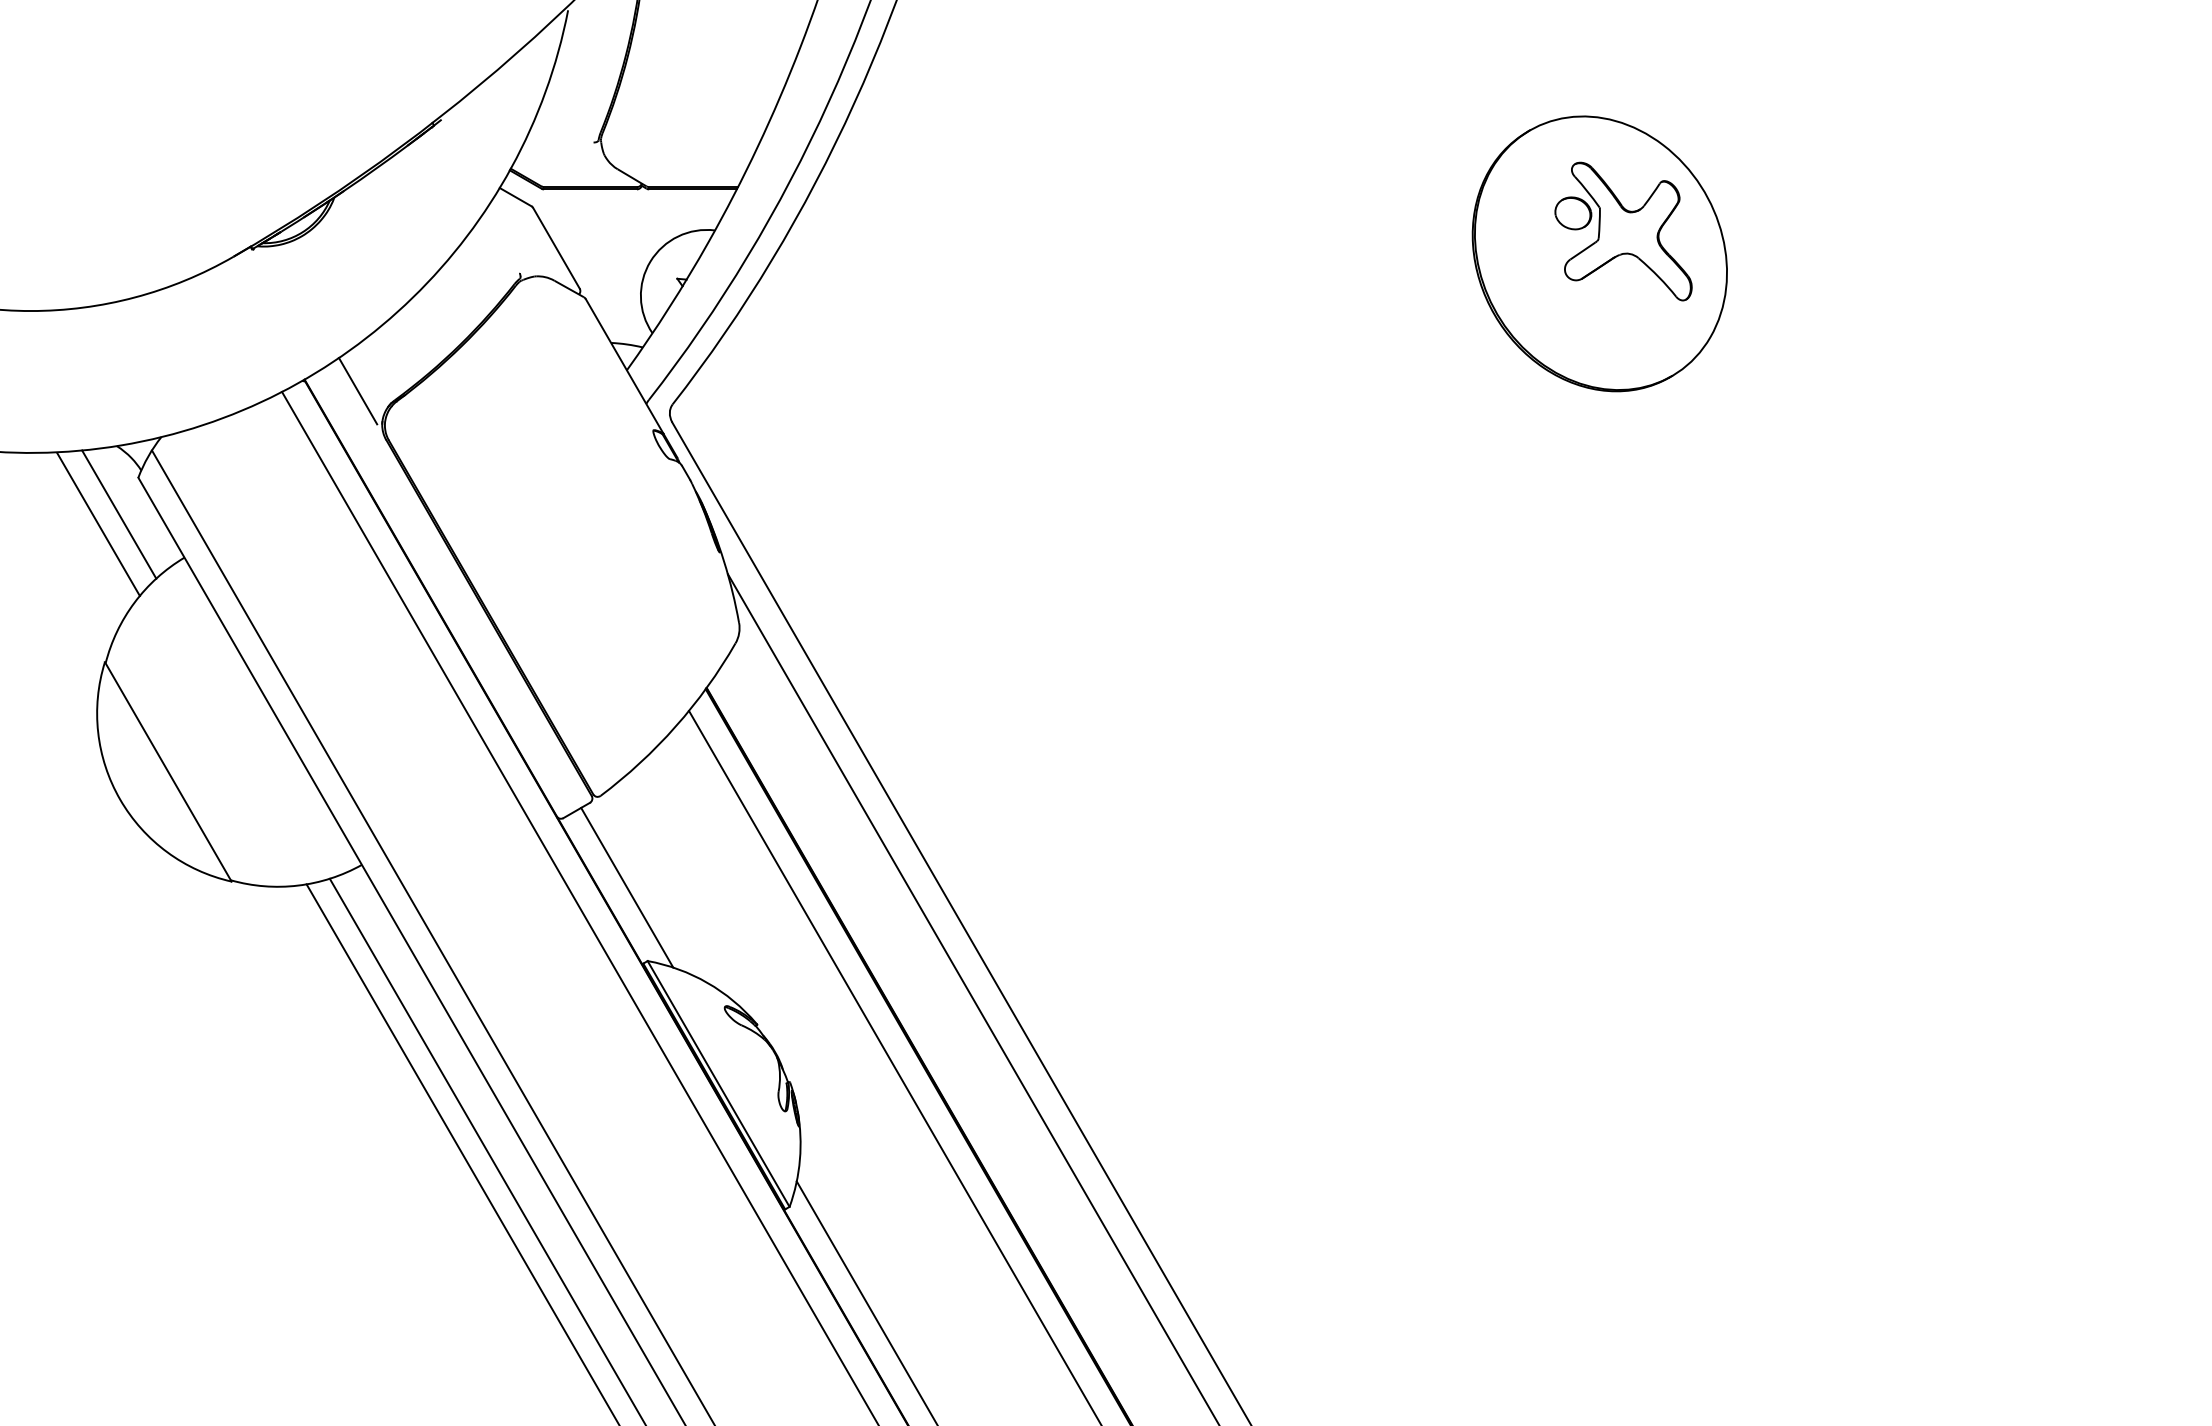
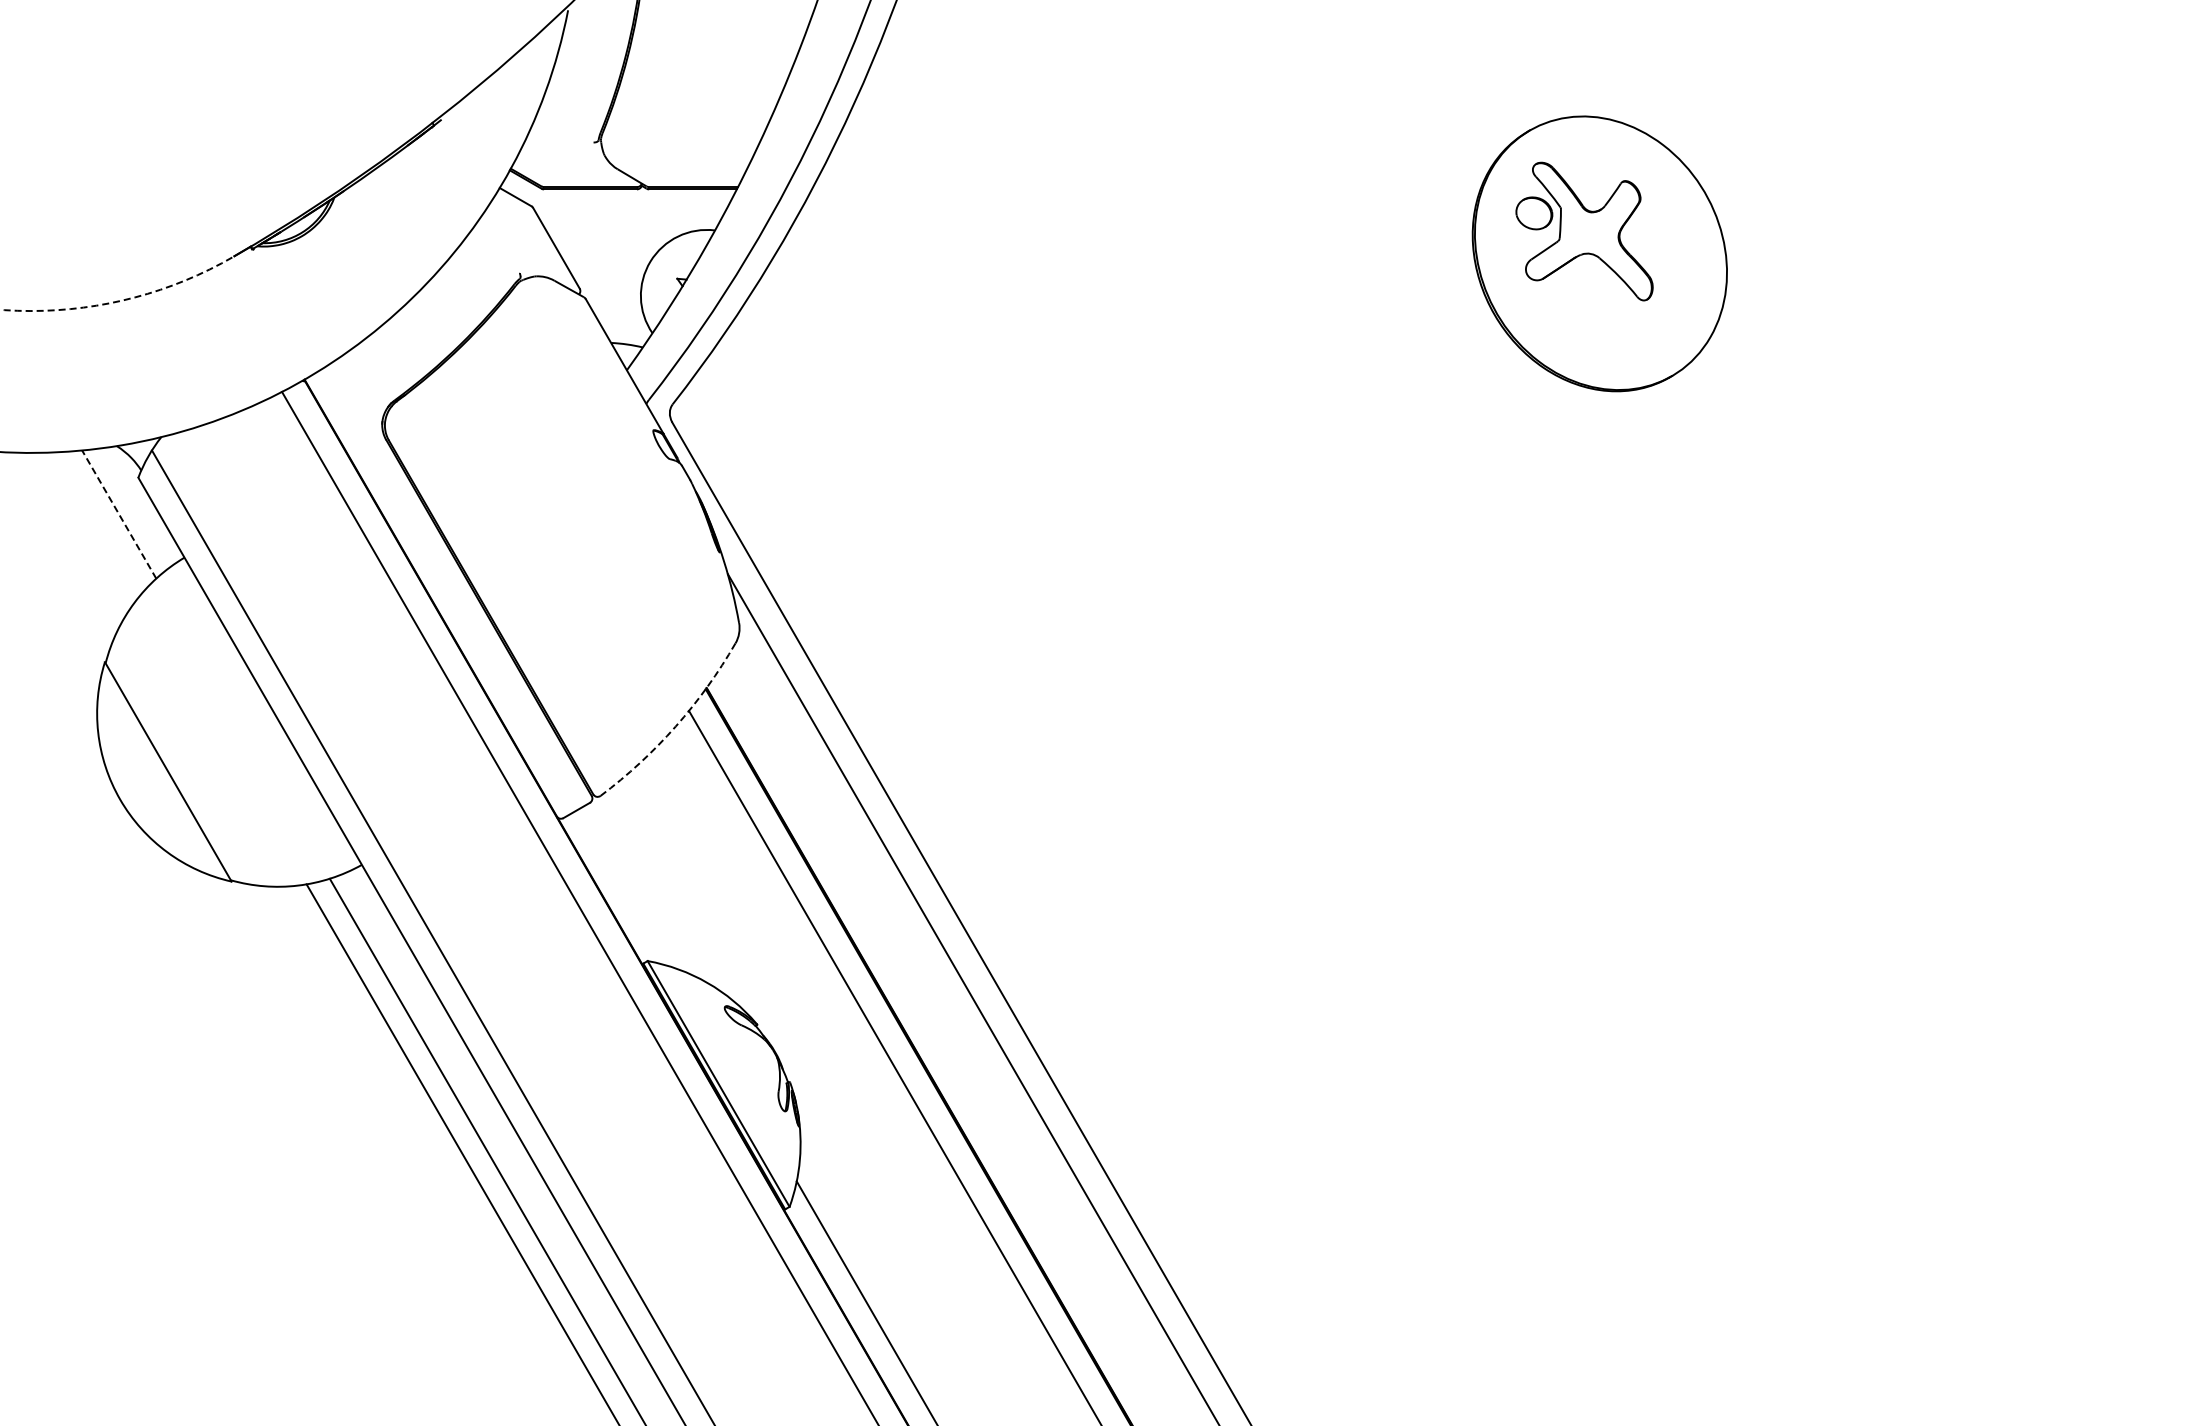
part position: (1623, 231) -> (1584, 231) (1584, 231)
arc: solid -> dashed (120, 300)
line: present -> none (357, 390)
line: solid -> dashed (118, 514)
line: present -> none (98, 524)
arc: solid -> dashed (675, 726)
line: present -> none (627, 887)
